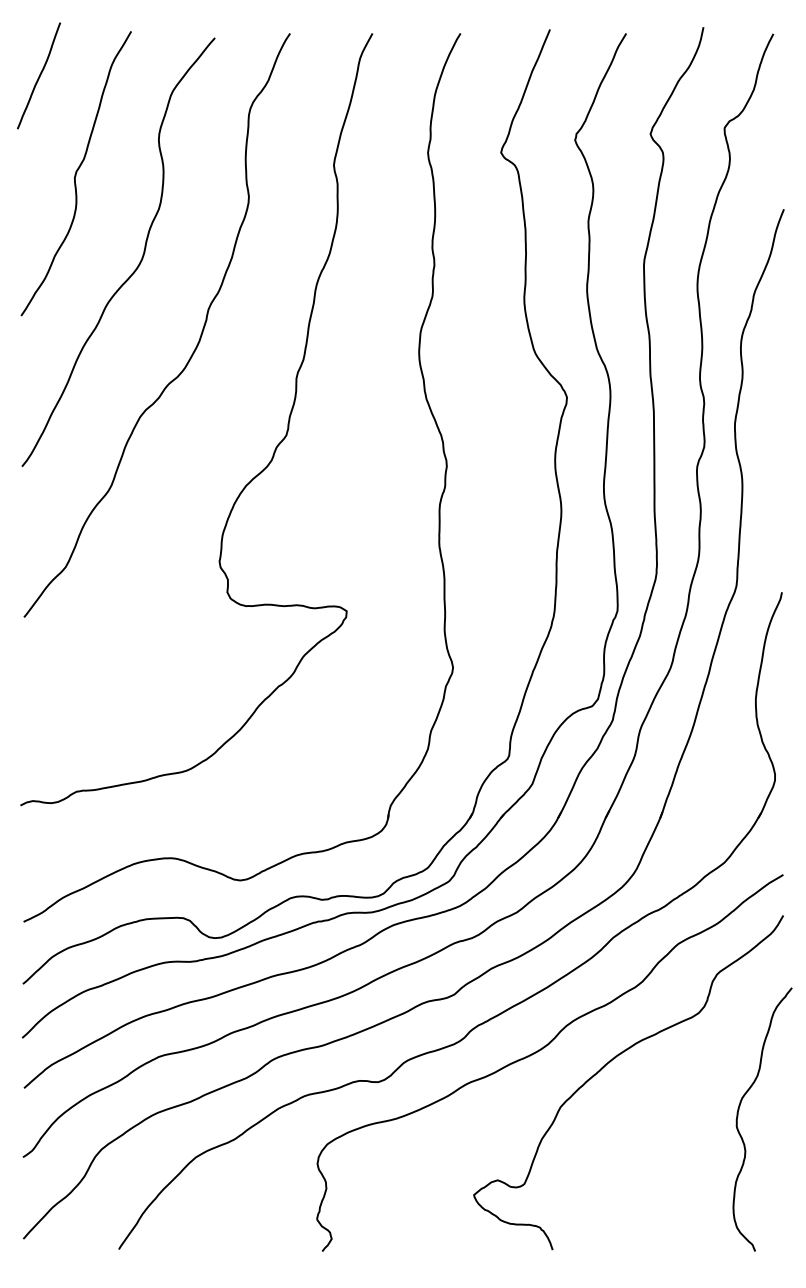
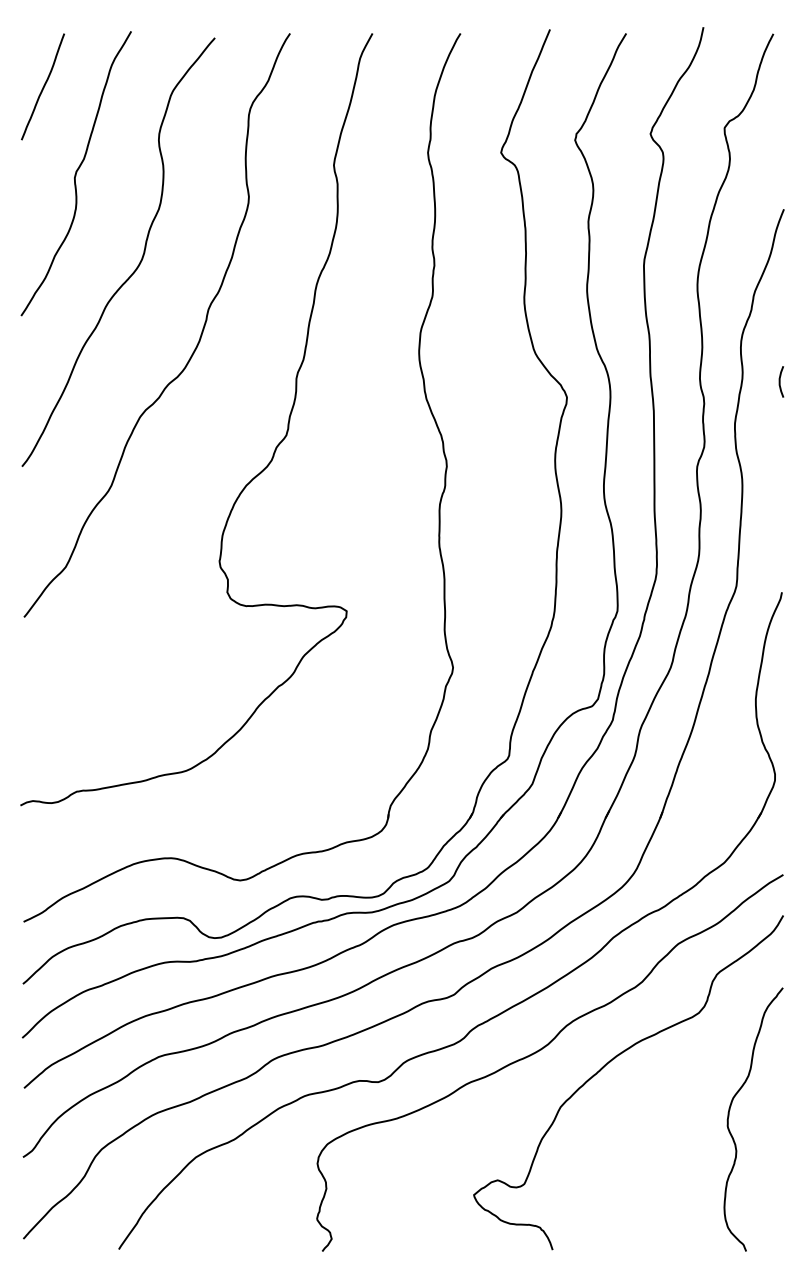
curve position: (39, 75) -> (43, 86) (43, 86)
curve: none -> present (780, 381)
curve position: (738, 1116) -> (729, 1116) (729, 1116)
